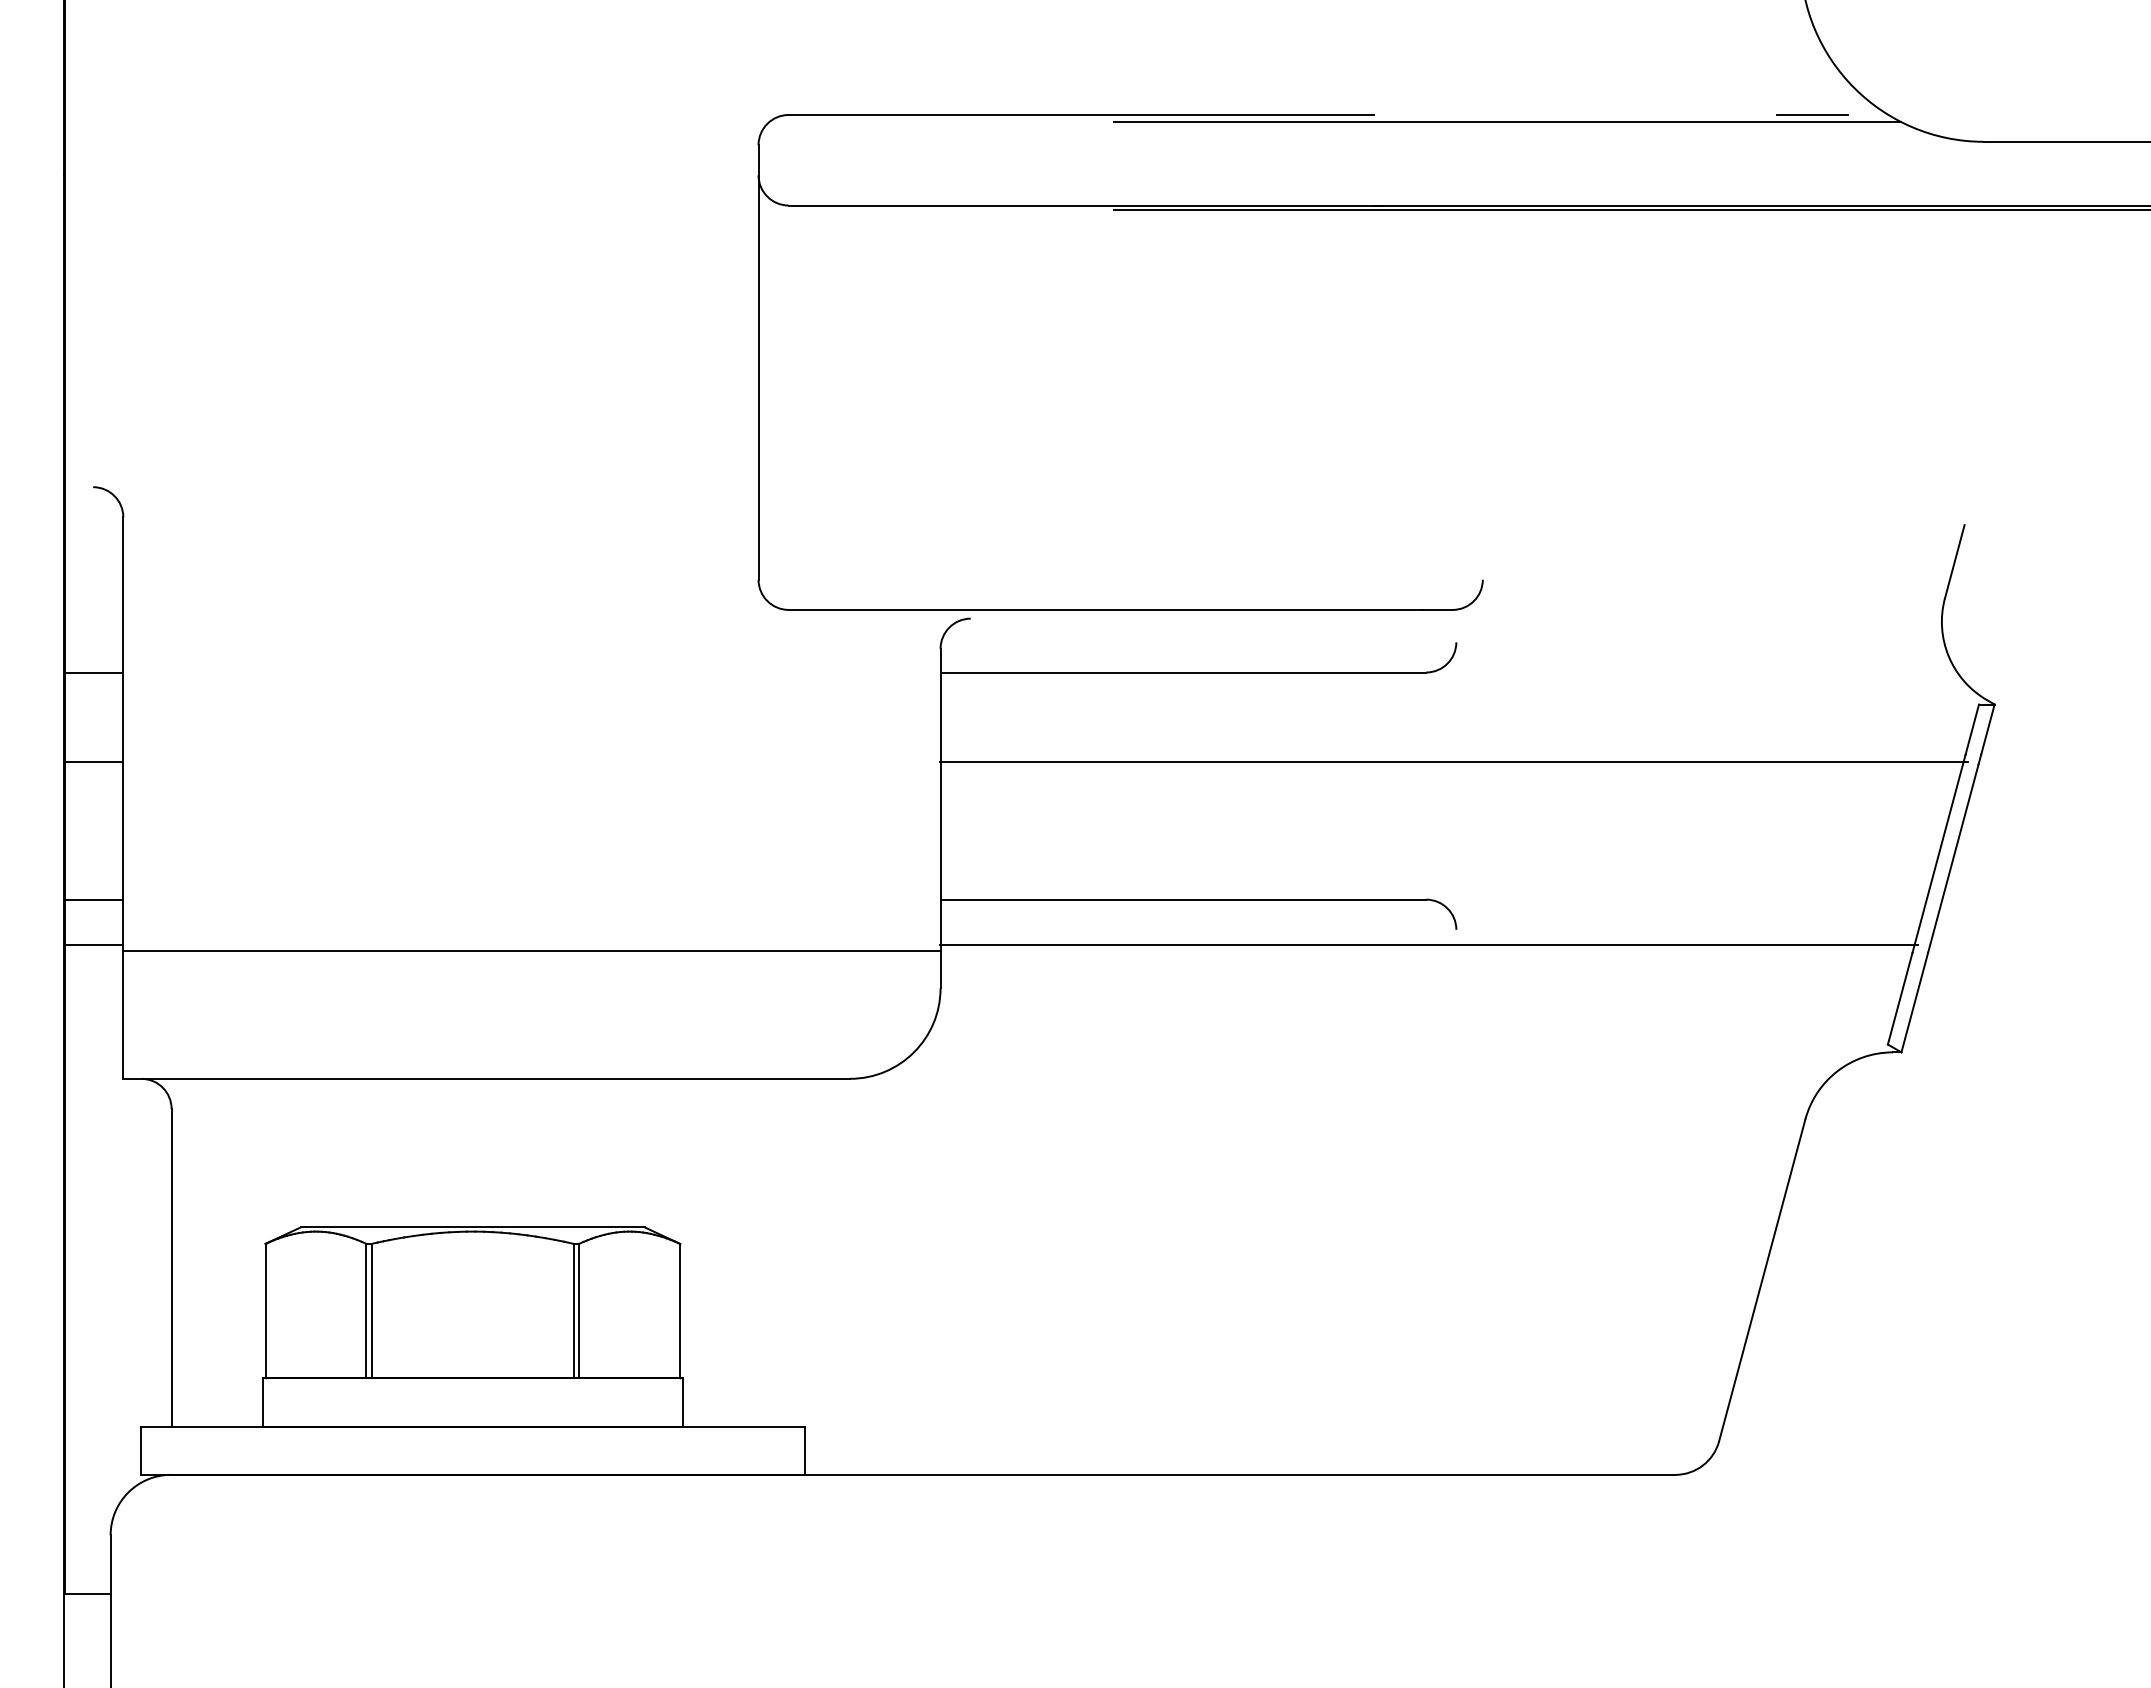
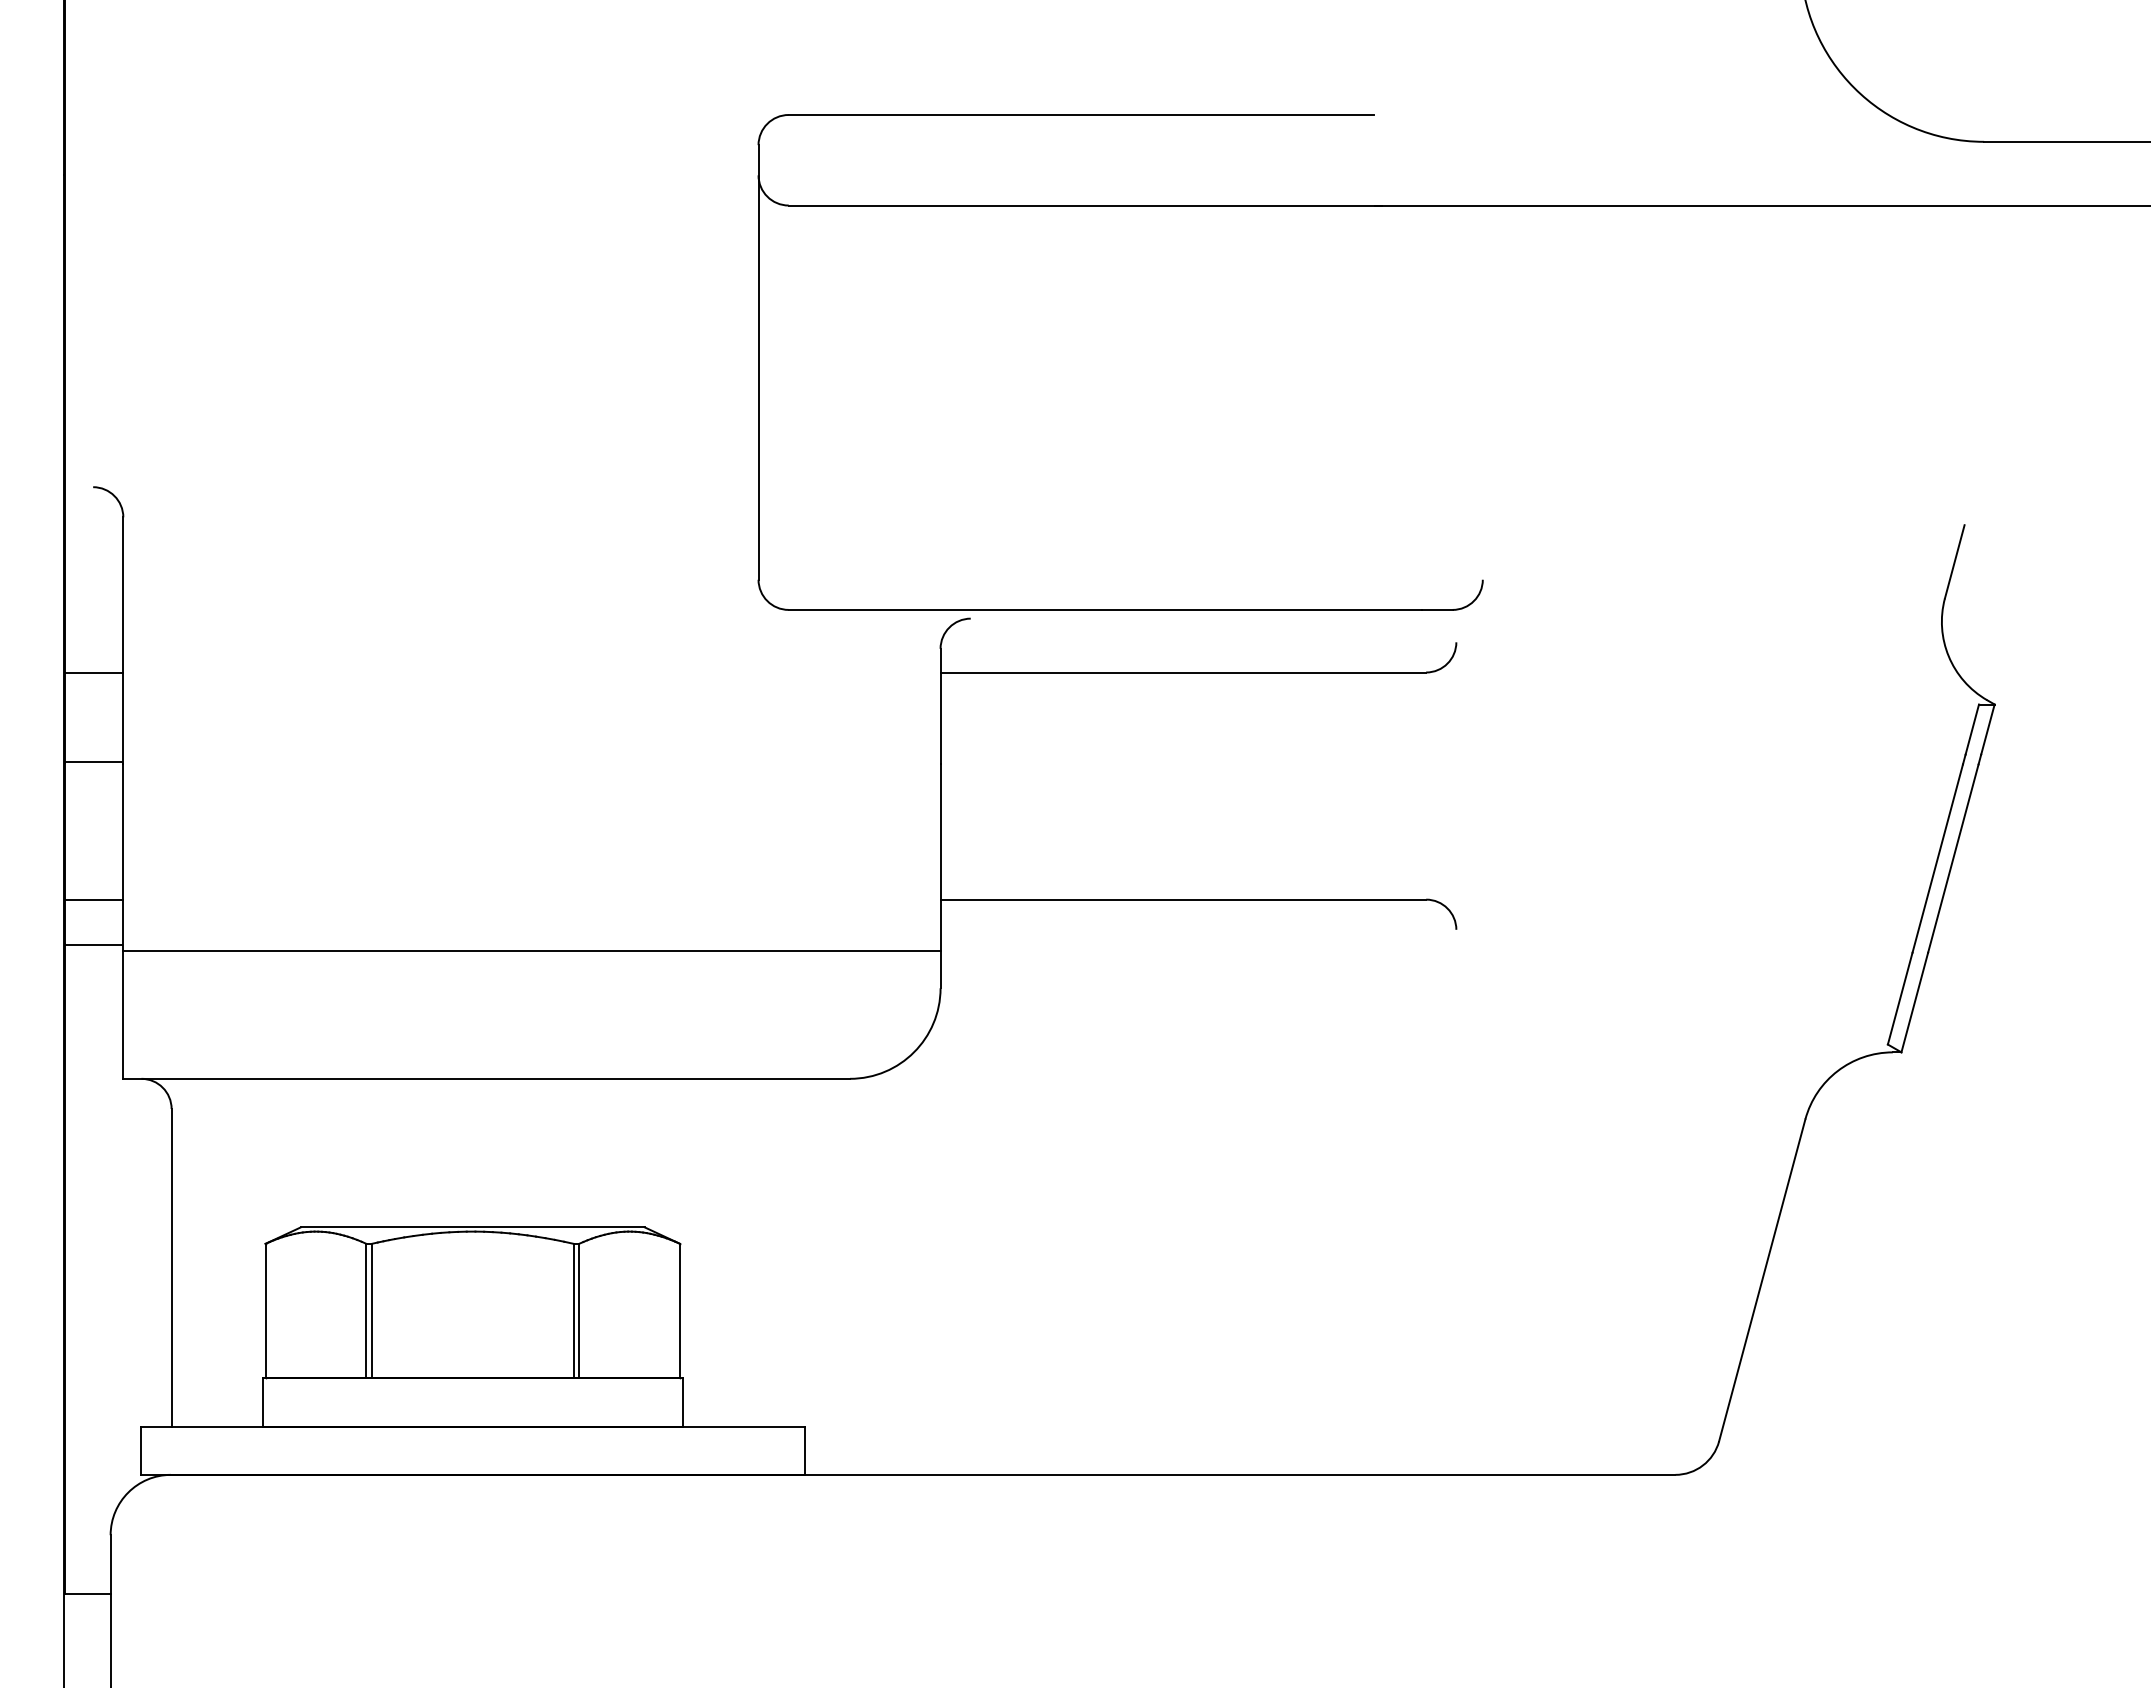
line: present -> none (1812, 115)
line: present -> none (1506, 121)
line: present -> none (1630, 209)
line: present -> none (1454, 761)
line: present -> none (1428, 945)
